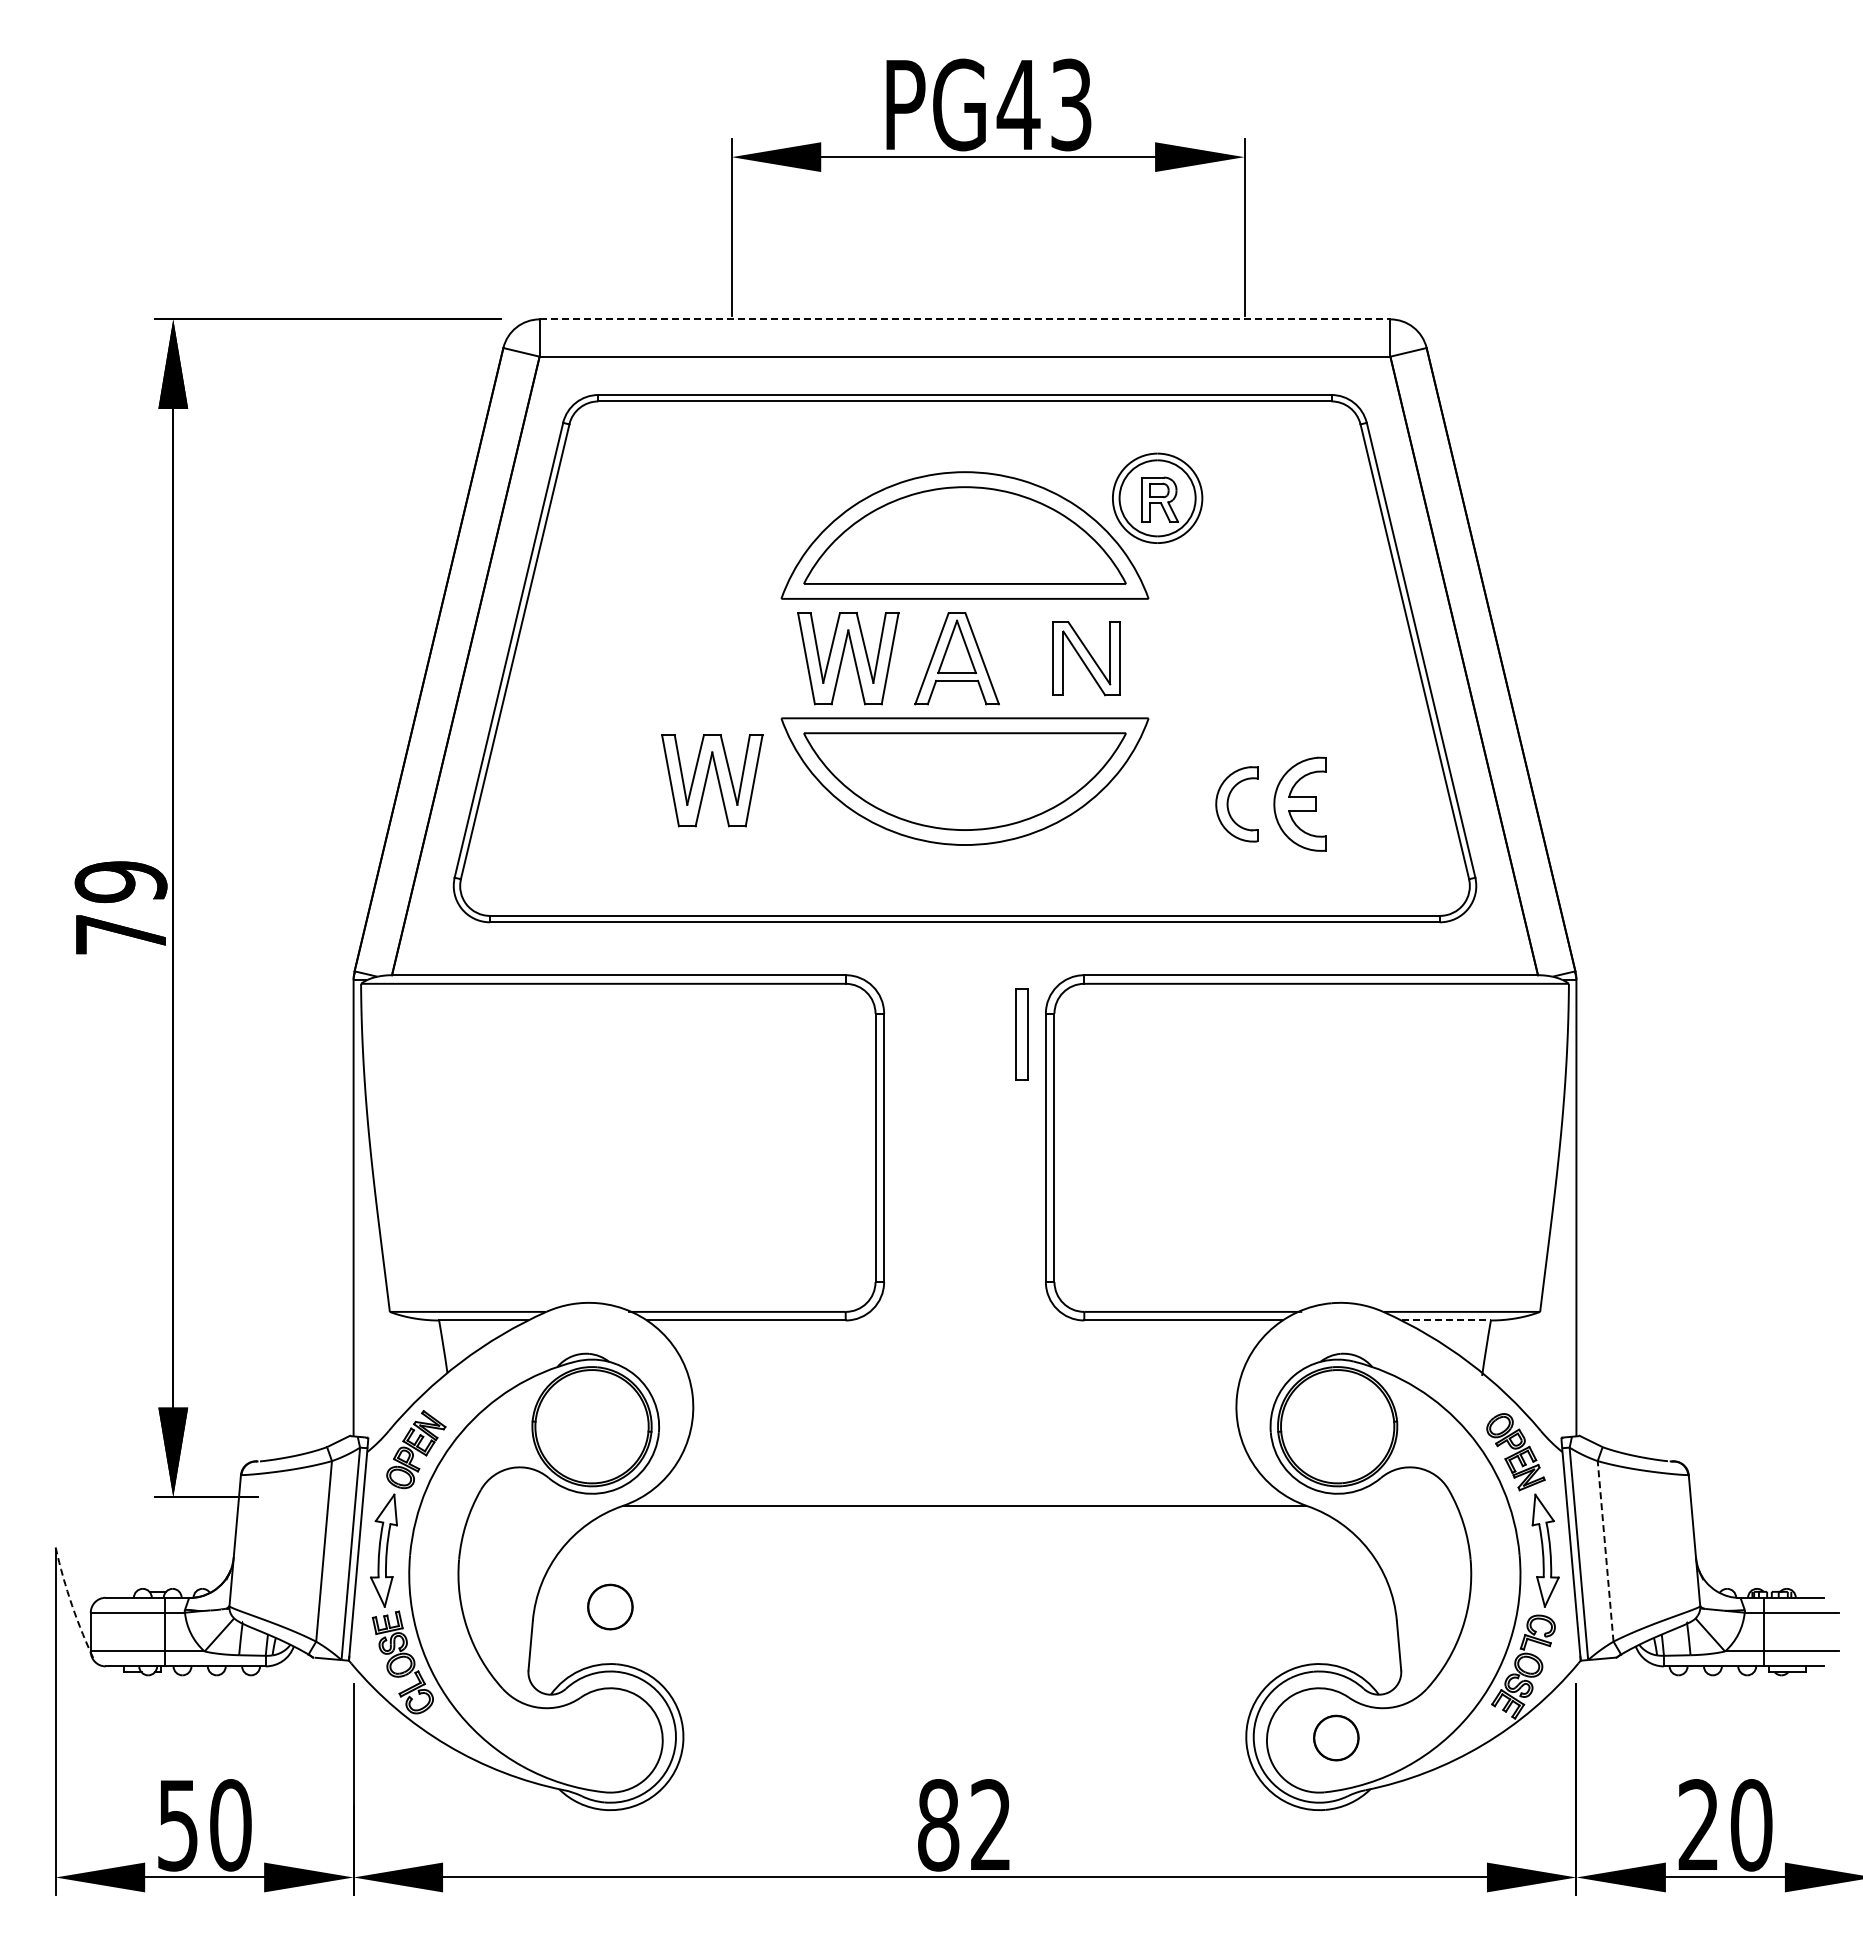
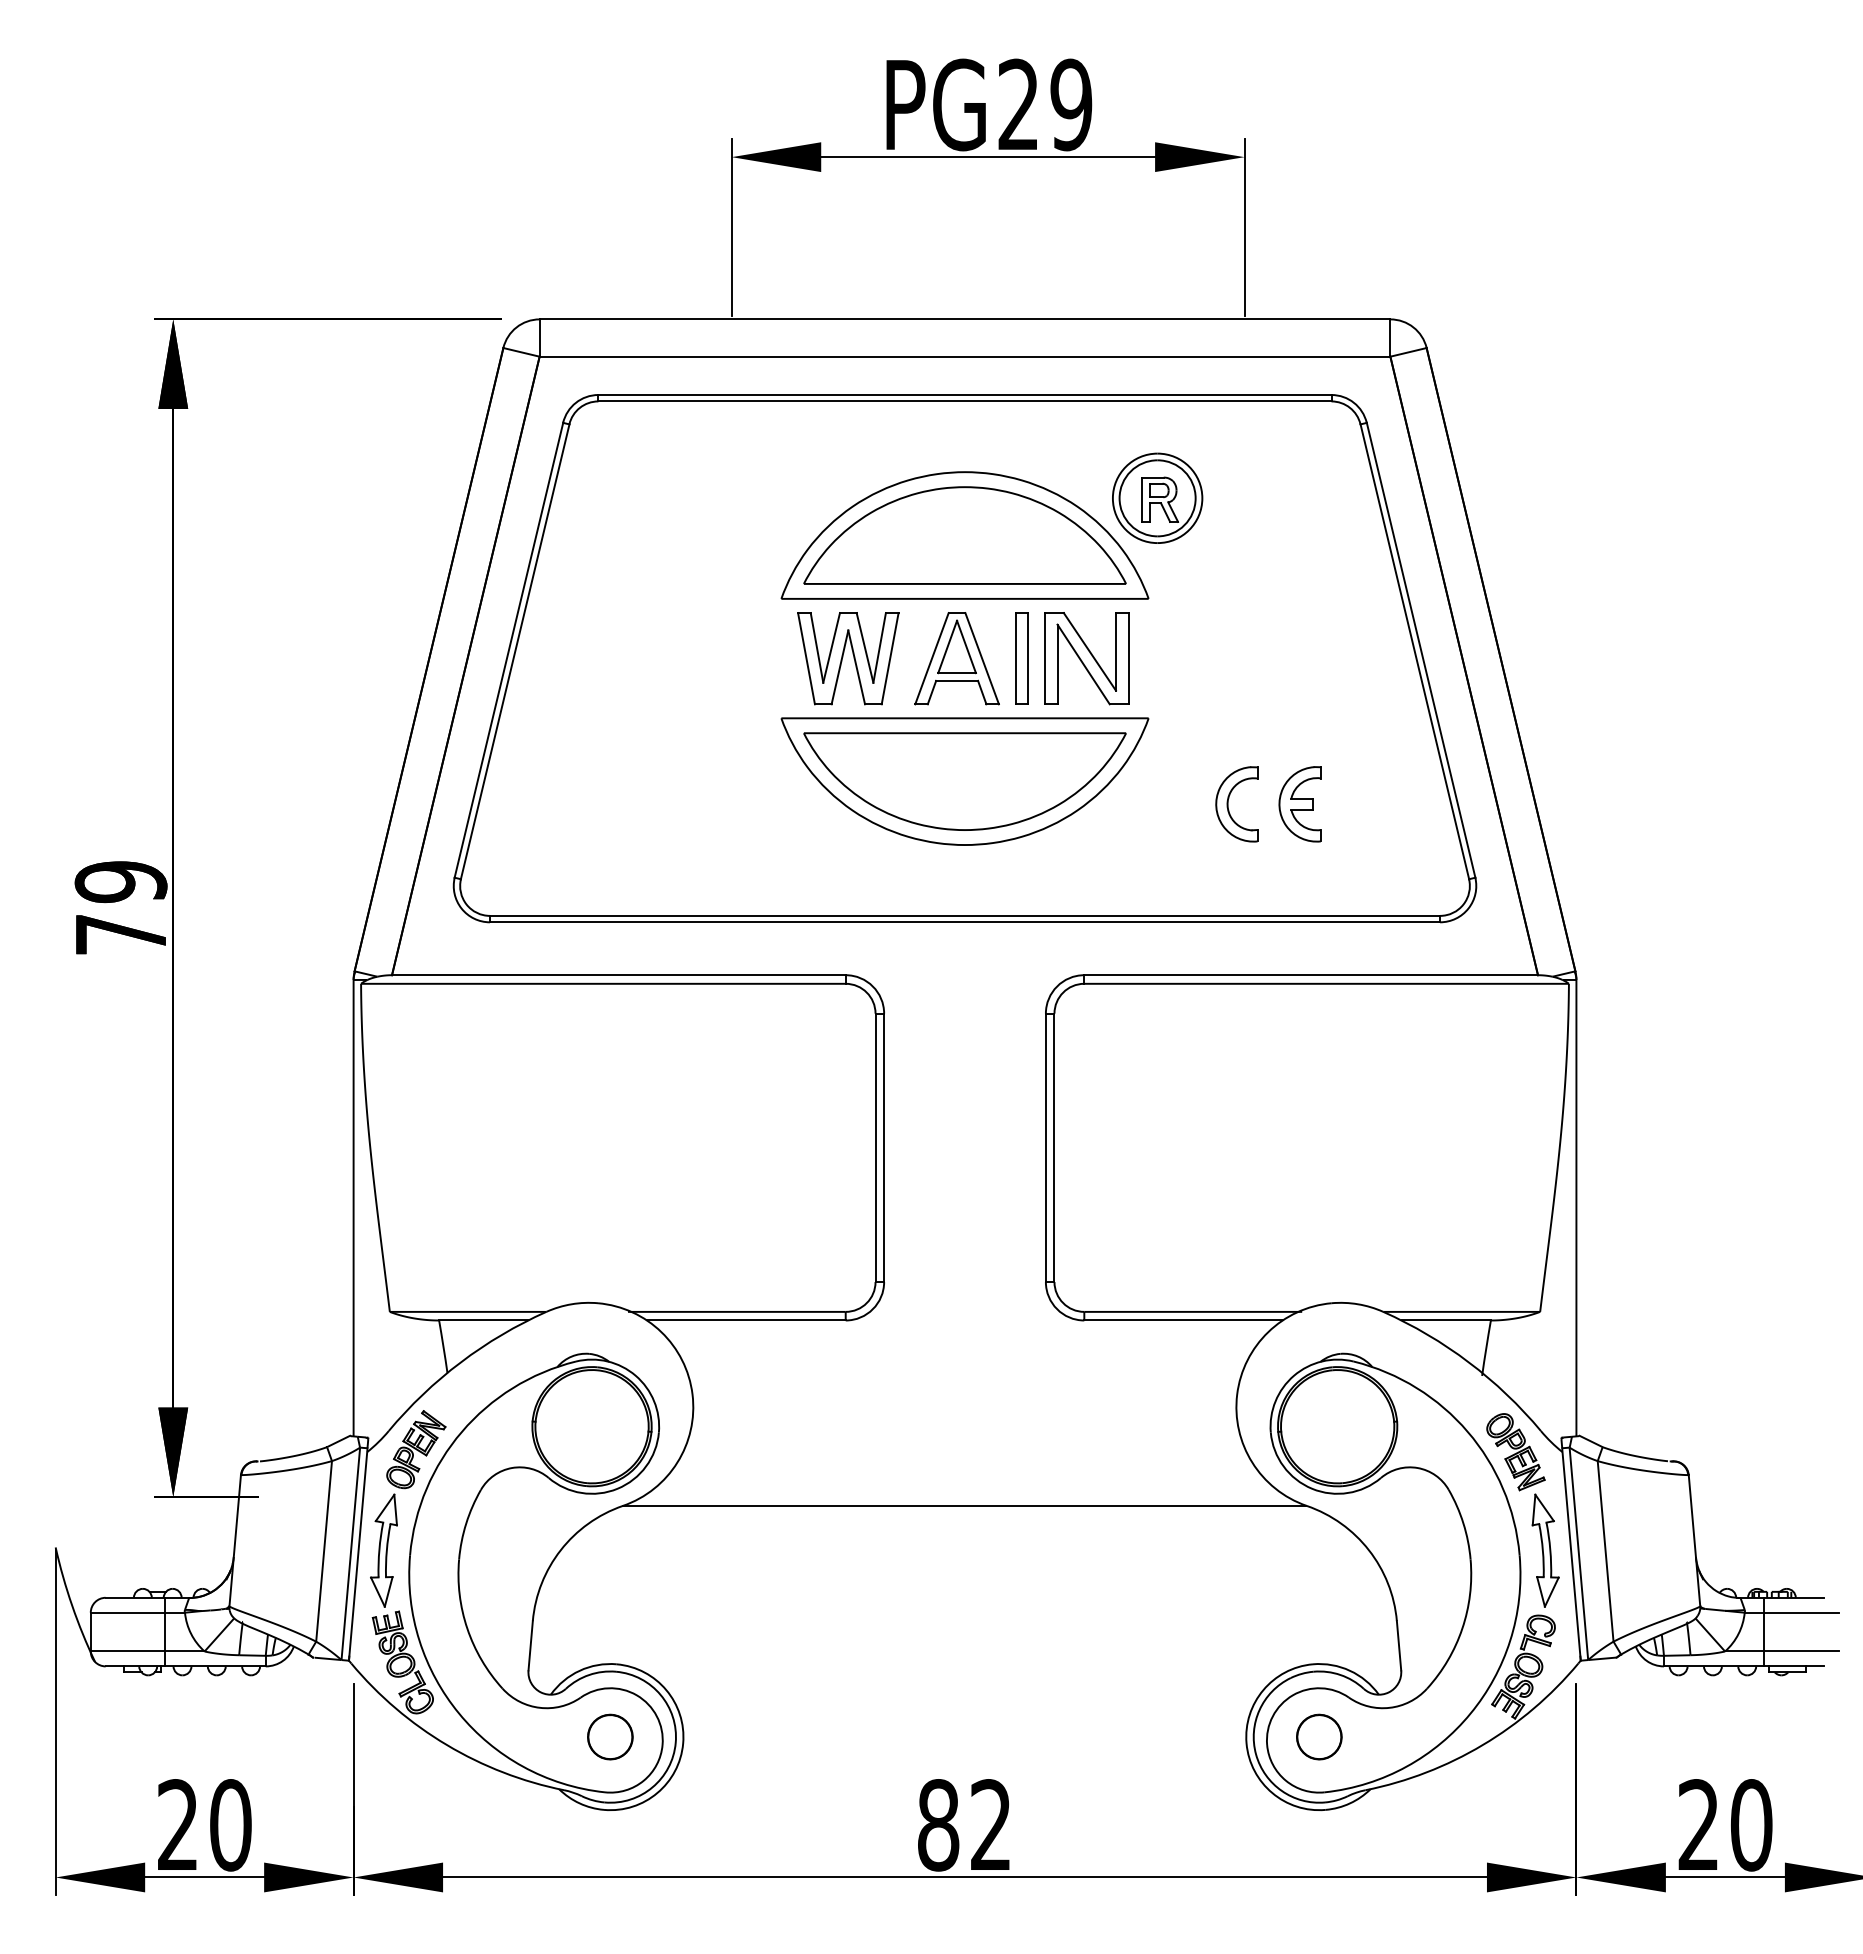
text: PG43 -> PG29 (1044, 104)
line: dashed -> solid (965, 319)
part size: 69x76 px -> 86x94 px (1086, 658)
part: present -> none (712, 780)
part size: 54x96 px -> 44x77 px (1299, 804)
part position: (1021, 1034) -> (1021, 658) (1021, 658)
line: dashed -> solid (1446, 1320)
line: dashed -> solid (1605, 1551)
arc: dashed -> solid (72, 1605)
part position: (610, 1606) -> (610, 1736) (610, 1736)
part position: (1336, 1737) -> (1319, 1736) (1319, 1736)
text: 50 -> 20 (177, 1825)
